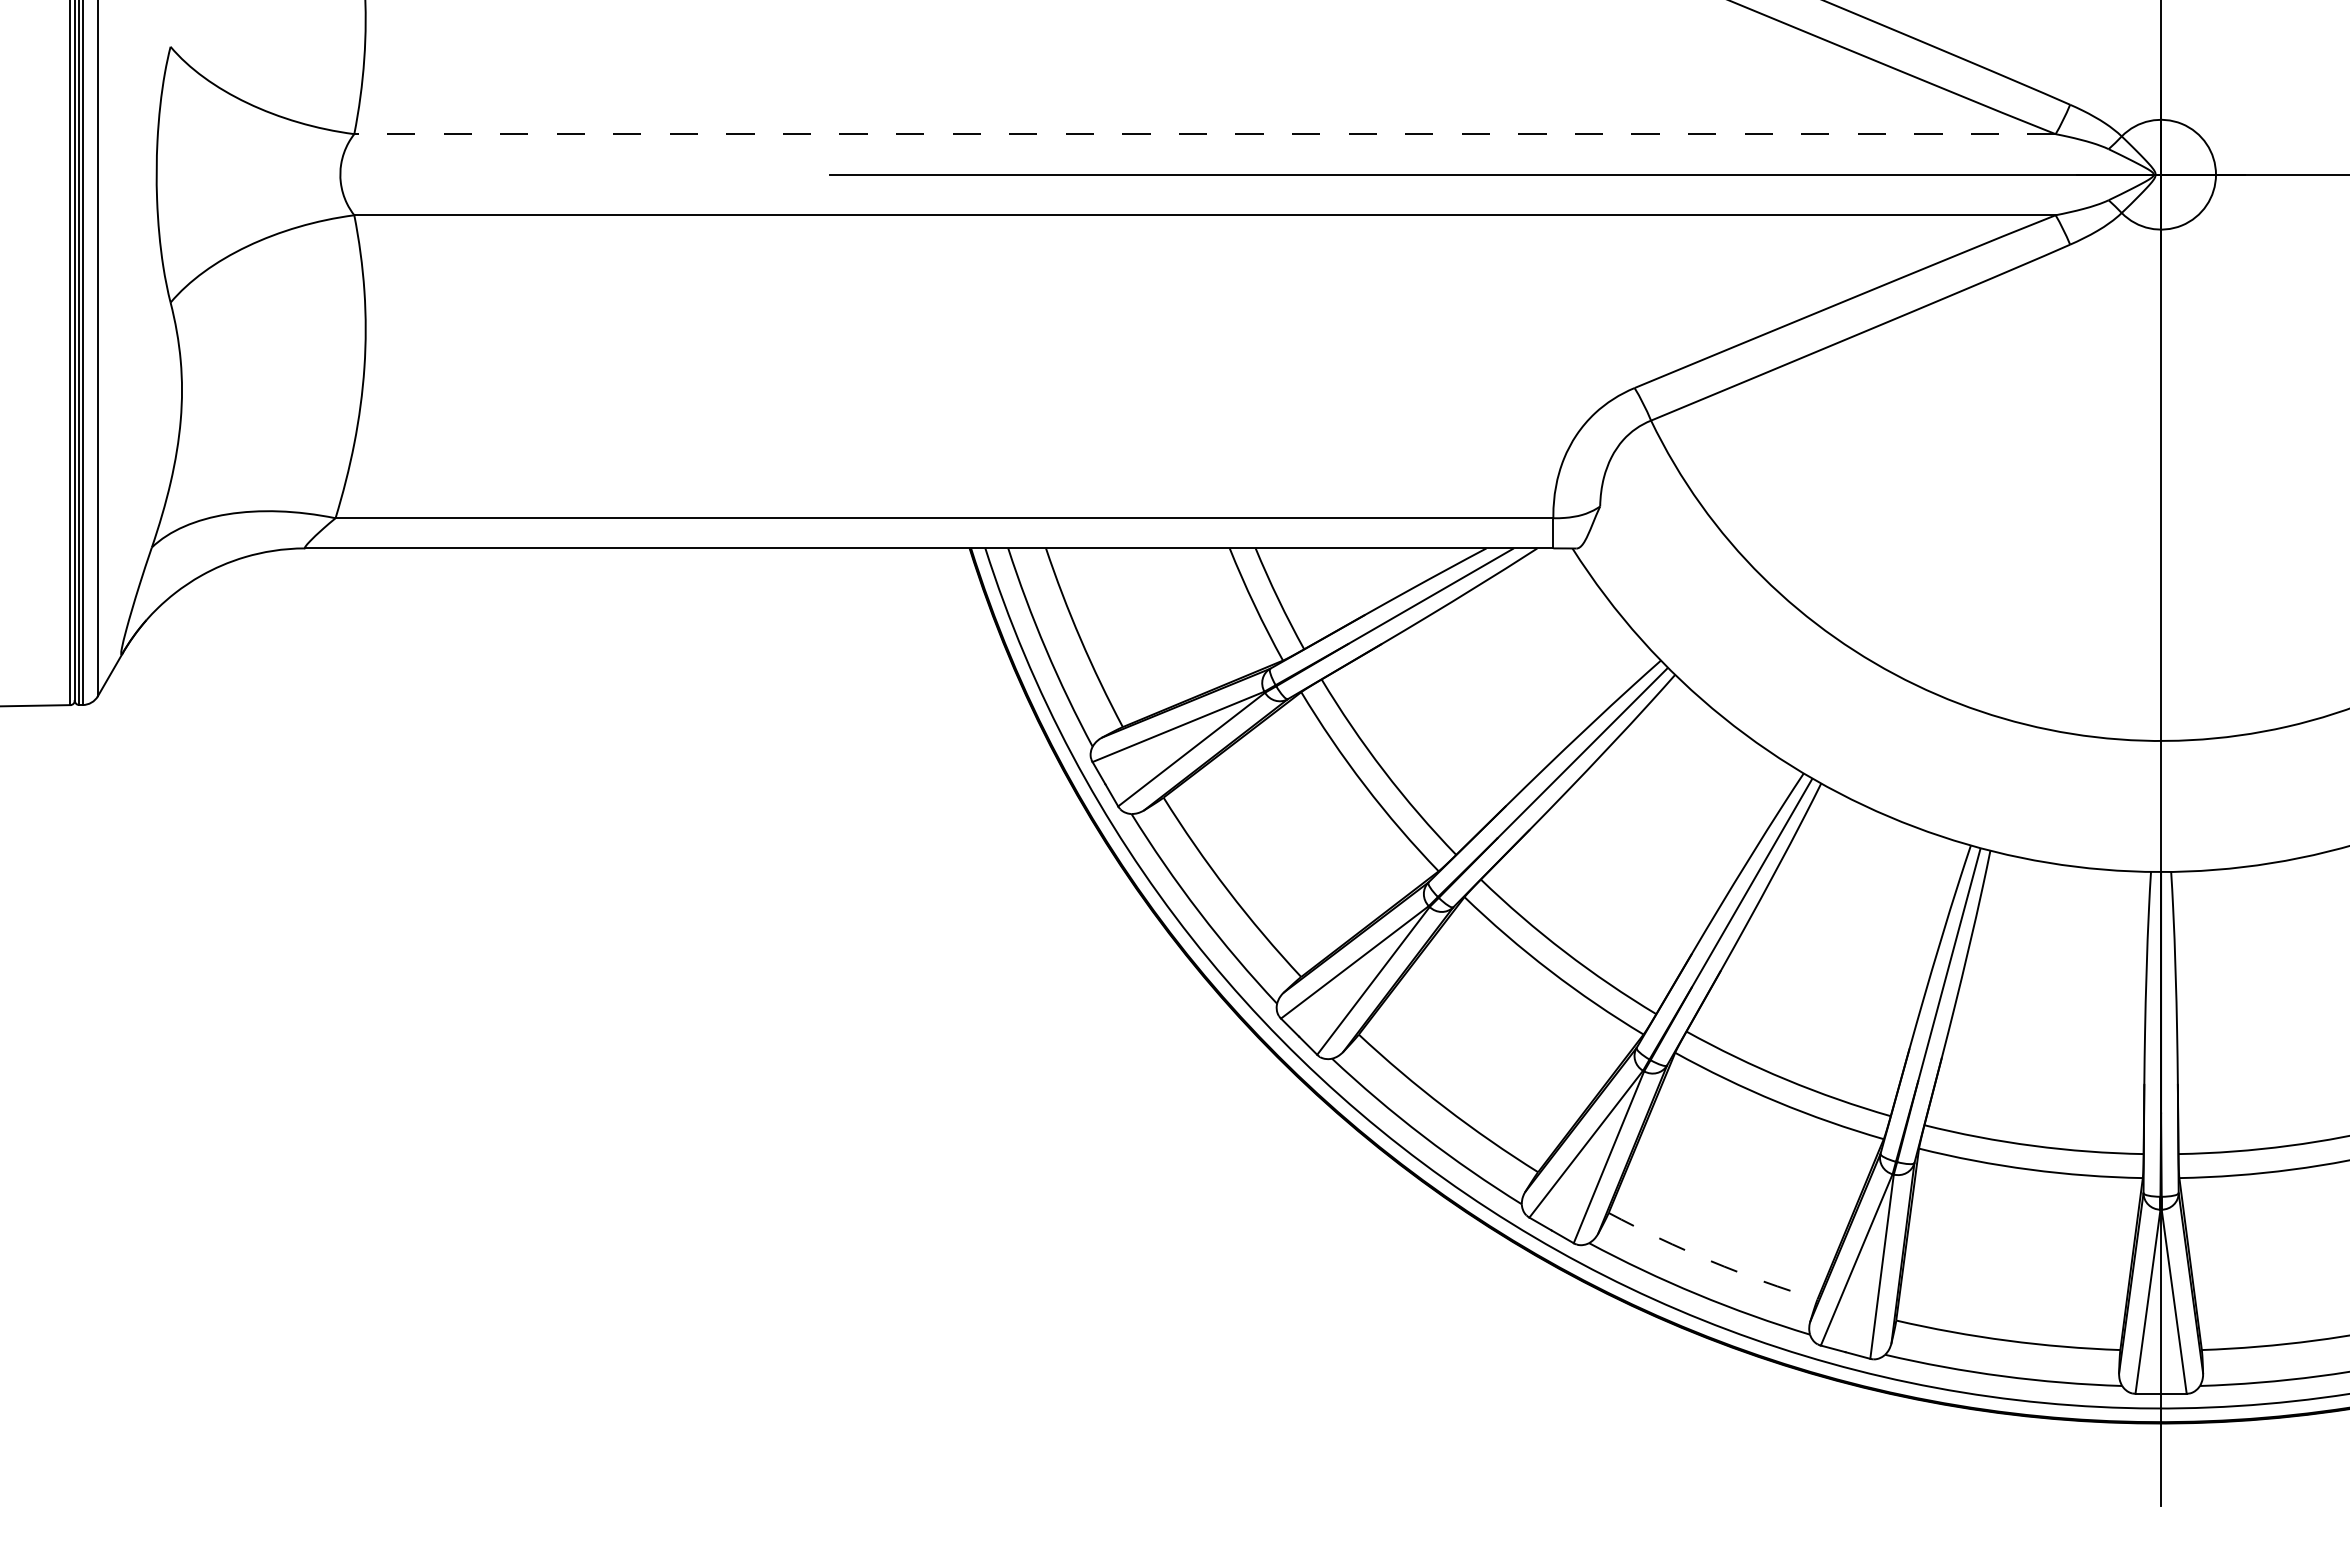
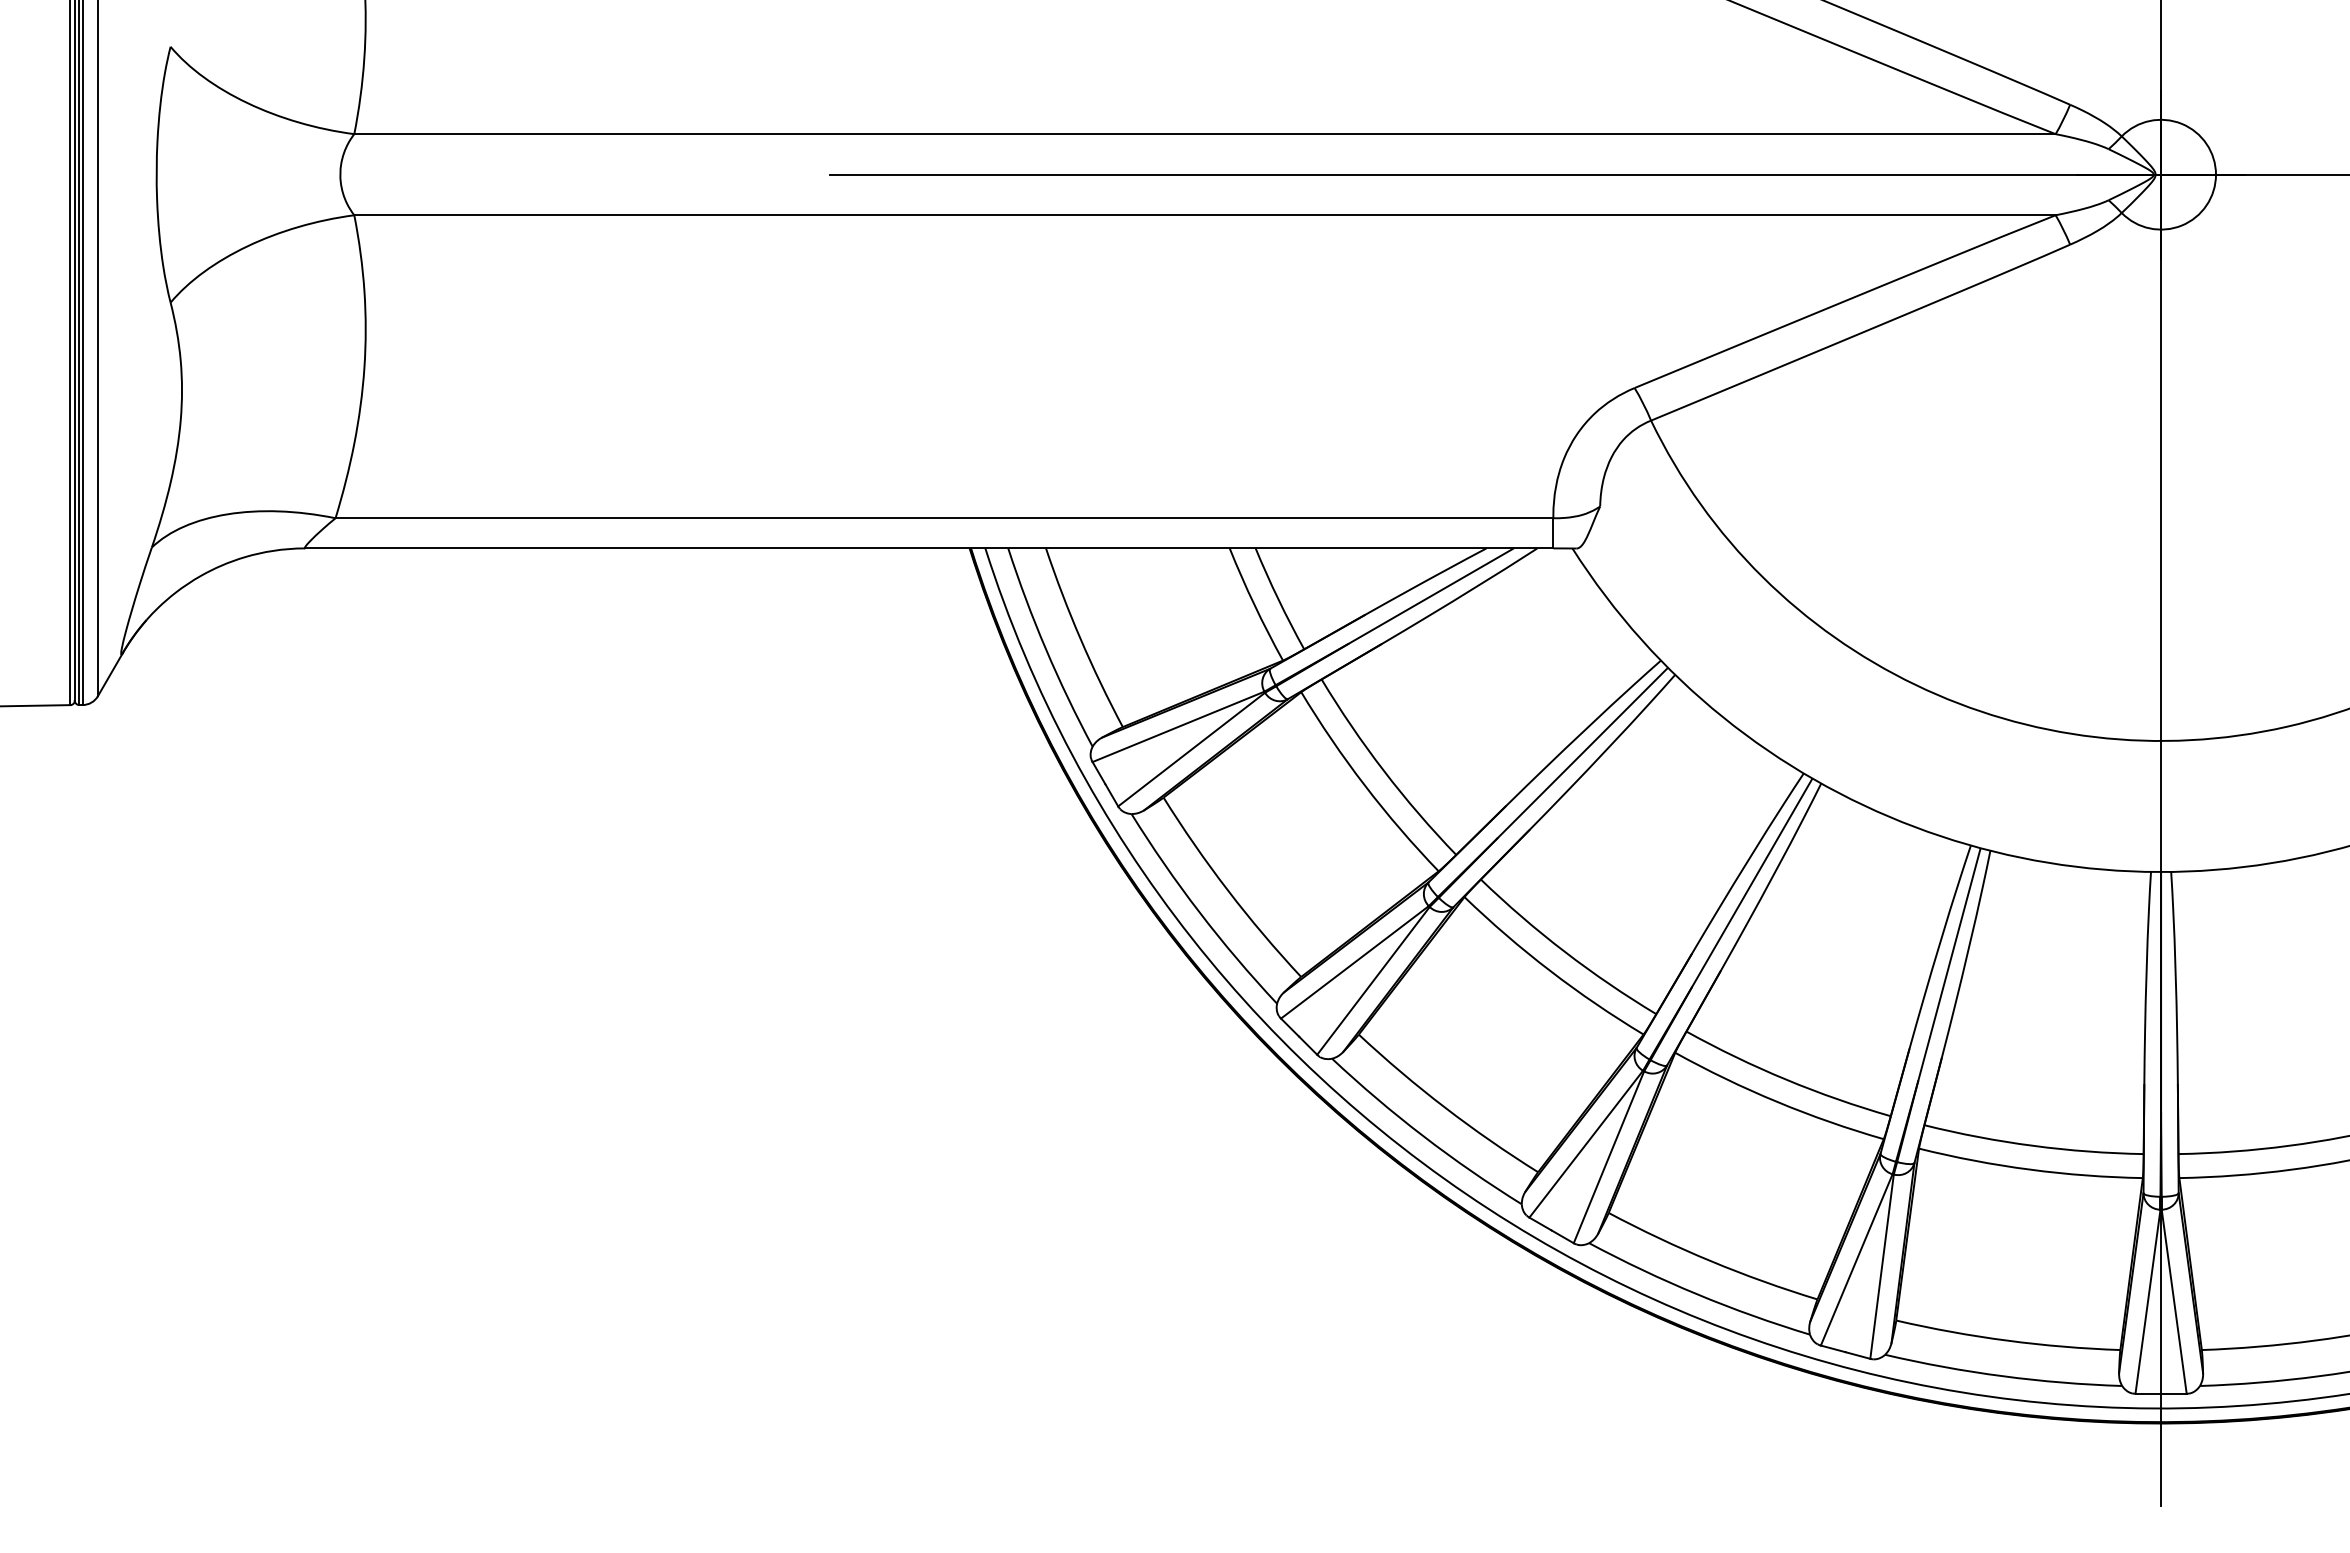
line: dashed -> solid (1204, 134)
arc: dashed -> solid (1711, 1261)
